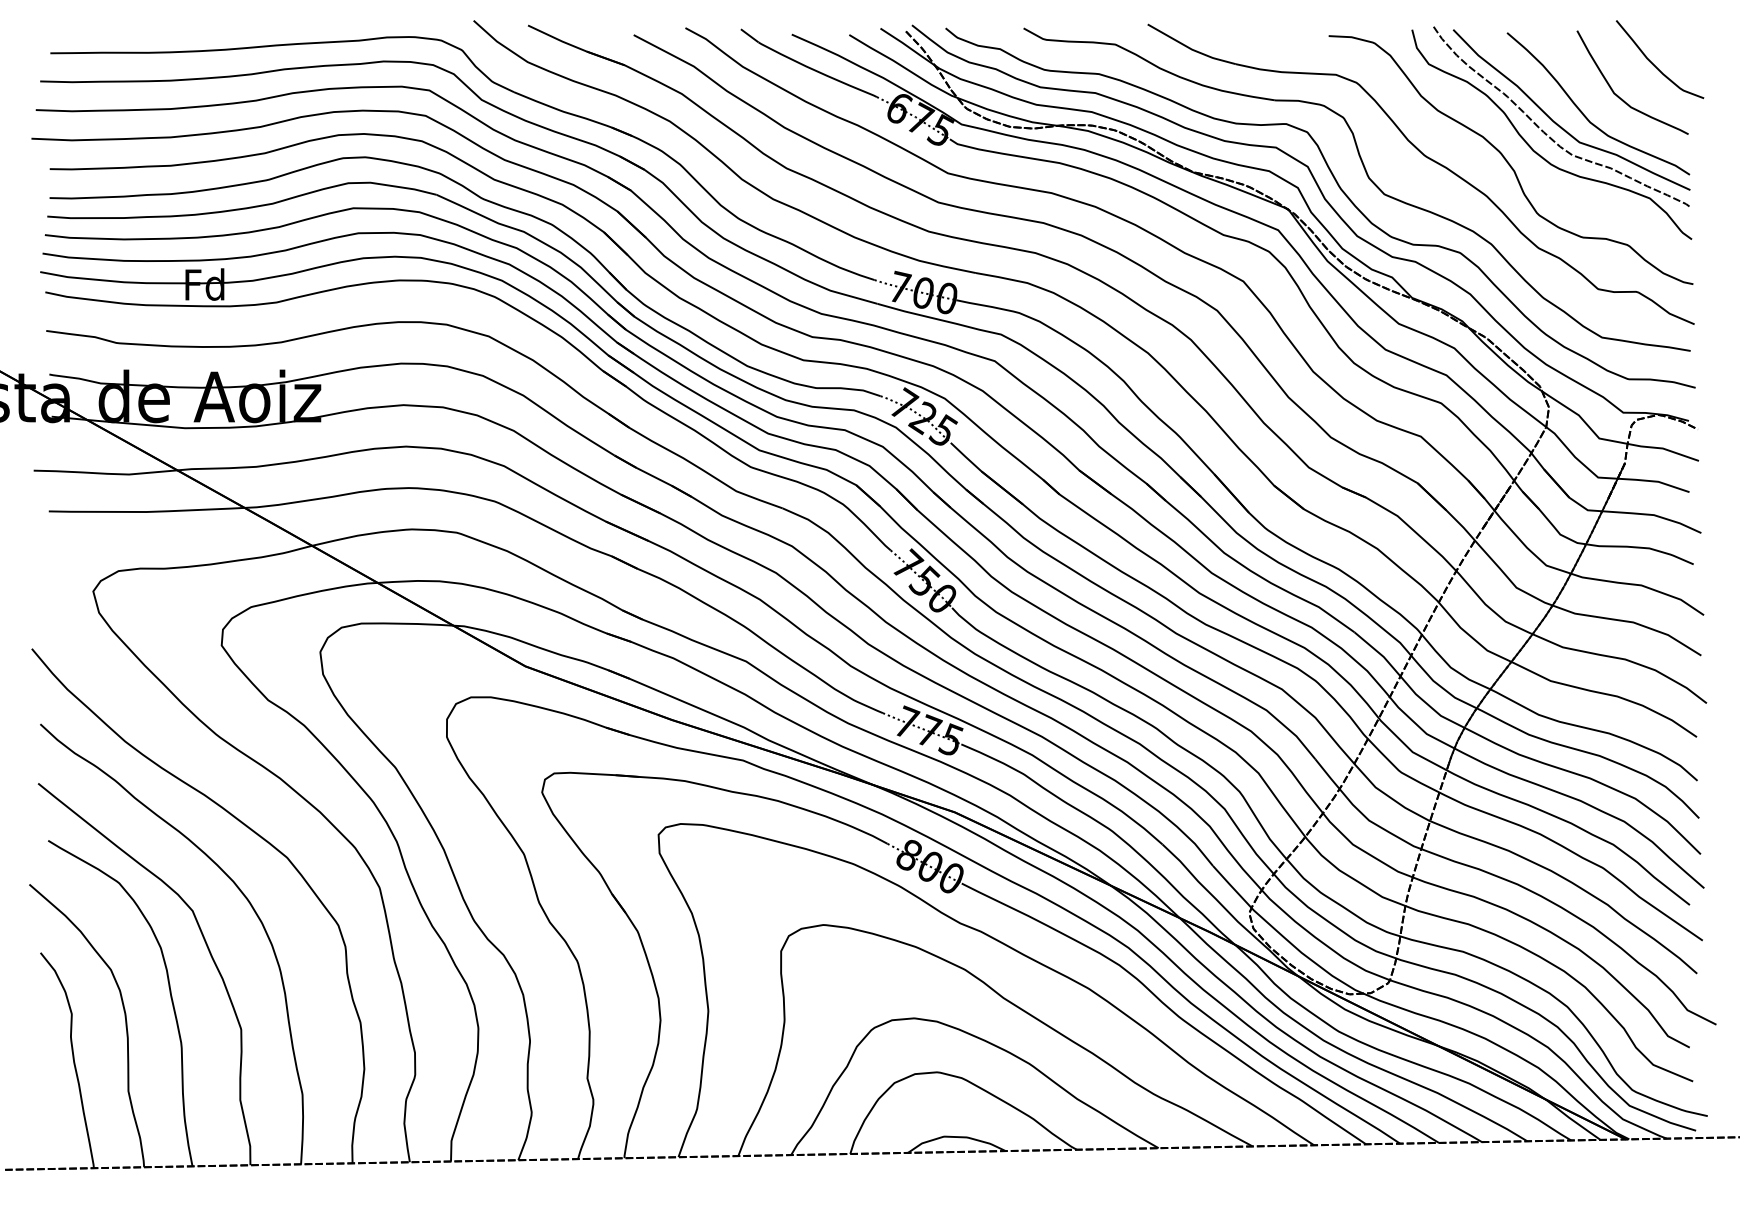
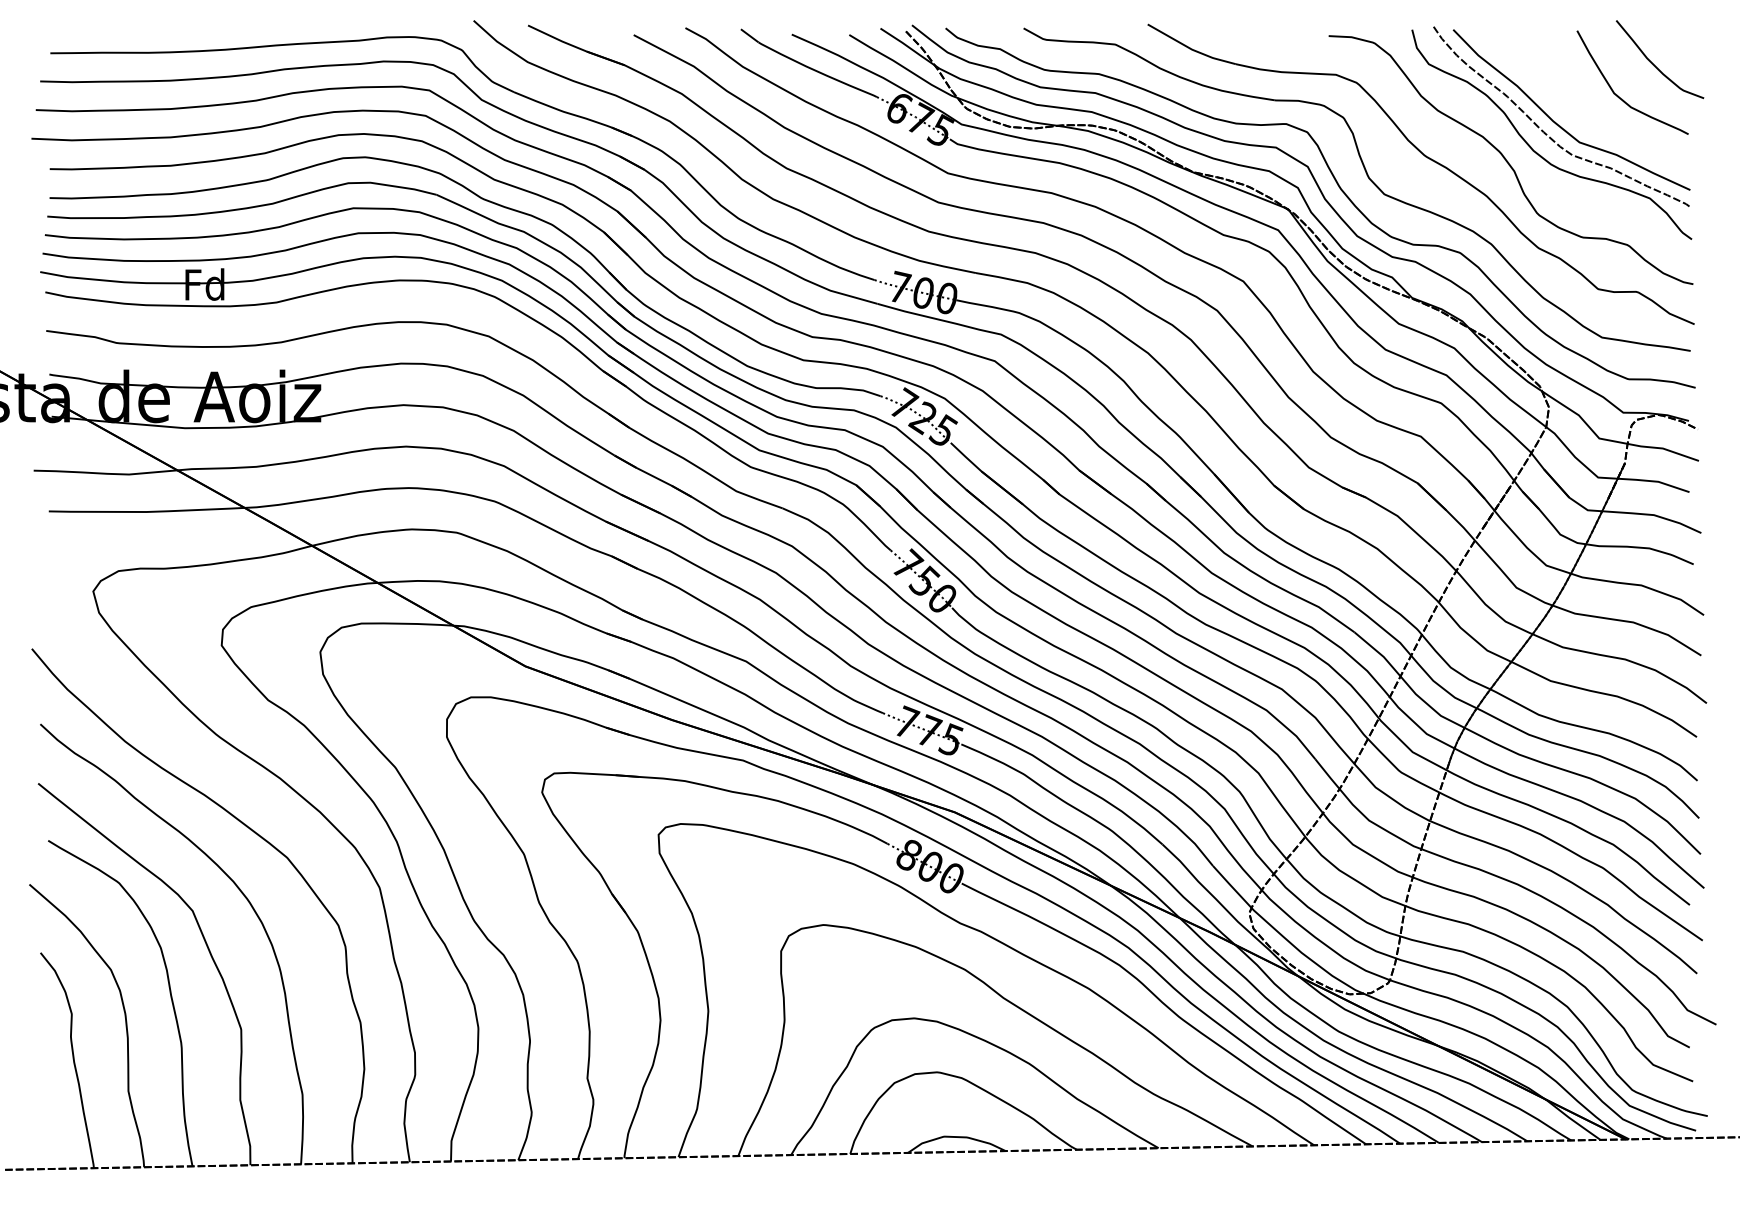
curve: present -> none (1585, 115)
